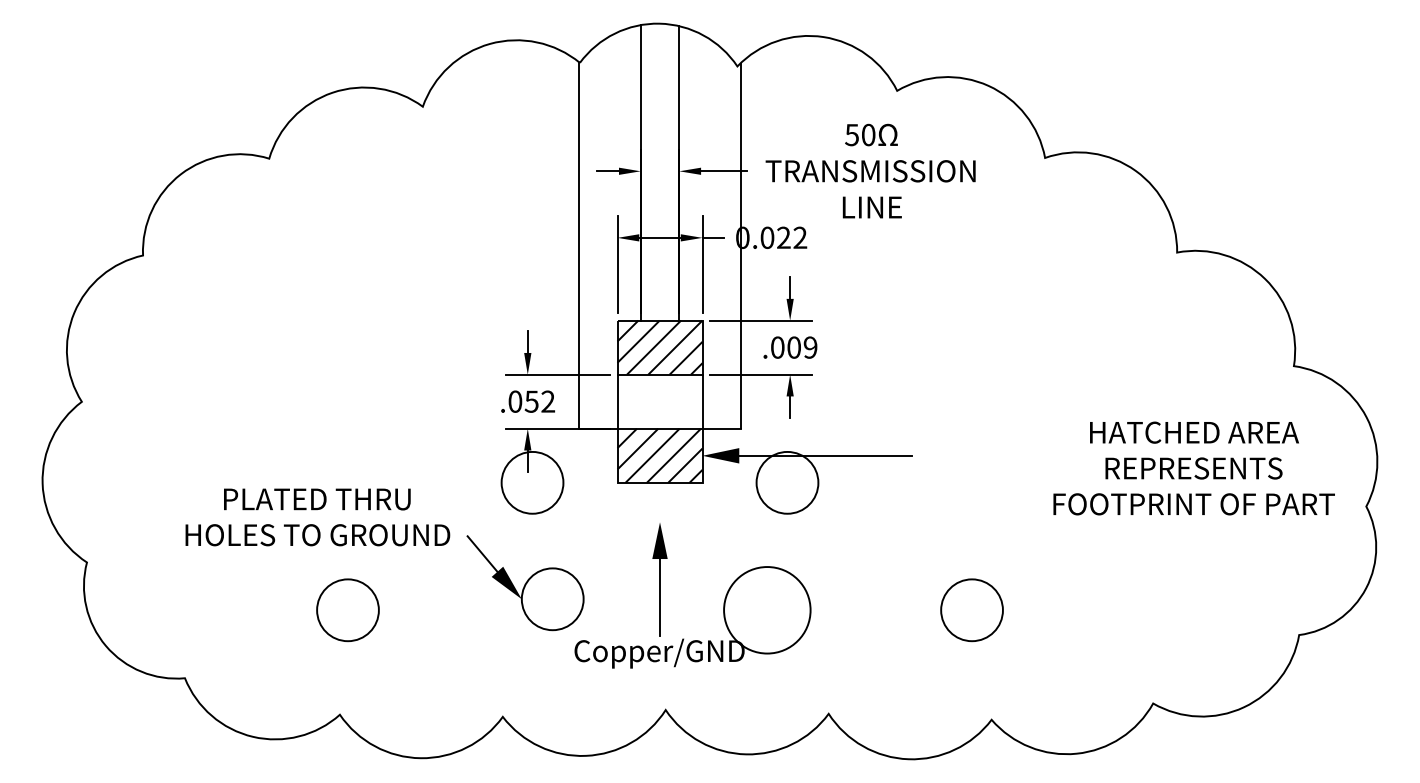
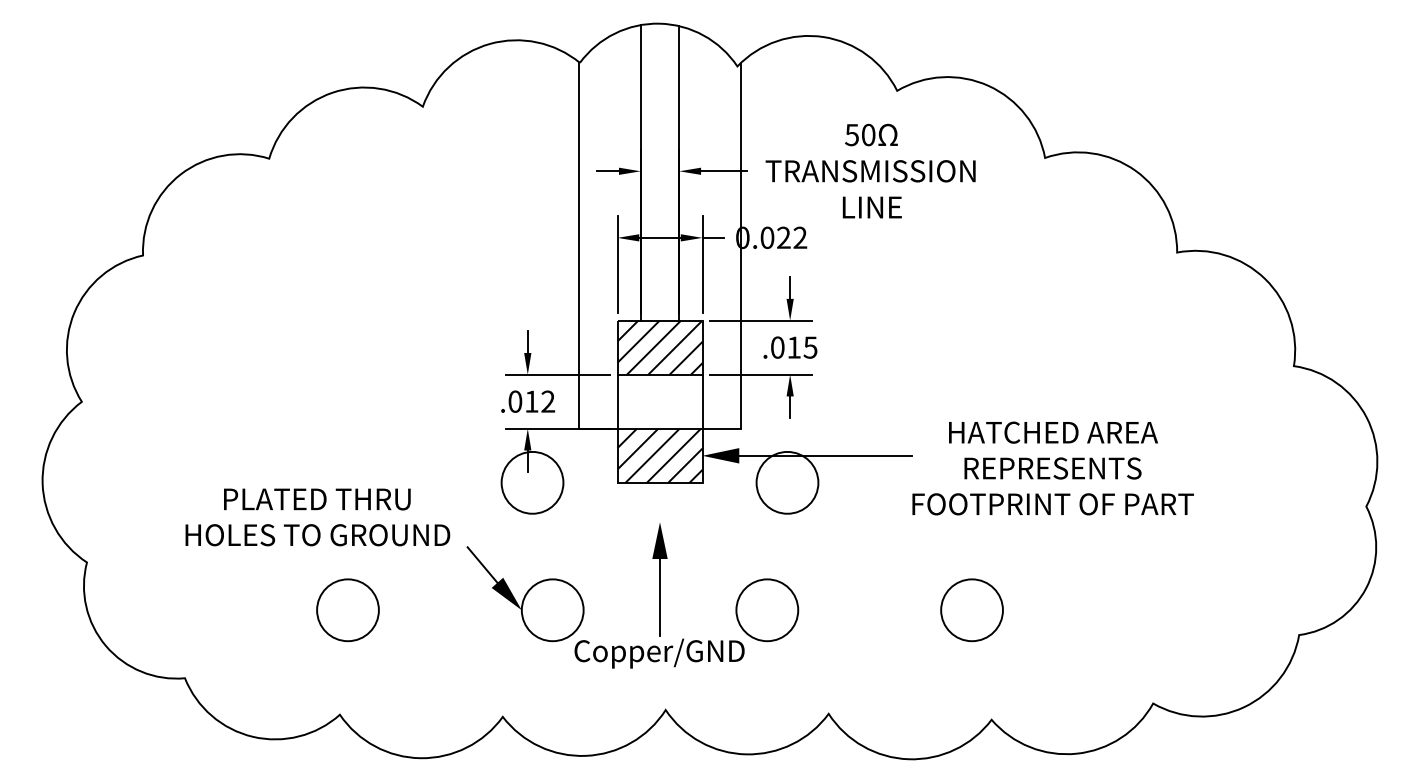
text: .009 -> .015 (802, 347)
text: .052 -> .012 (531, 401)
text position: (1193, 468) -> (1052, 468) (1052, 468)
part position: (525, 583) -> (525, 594) (525, 594)
circle diameter: 87 px -> 62 px (767, 610)
